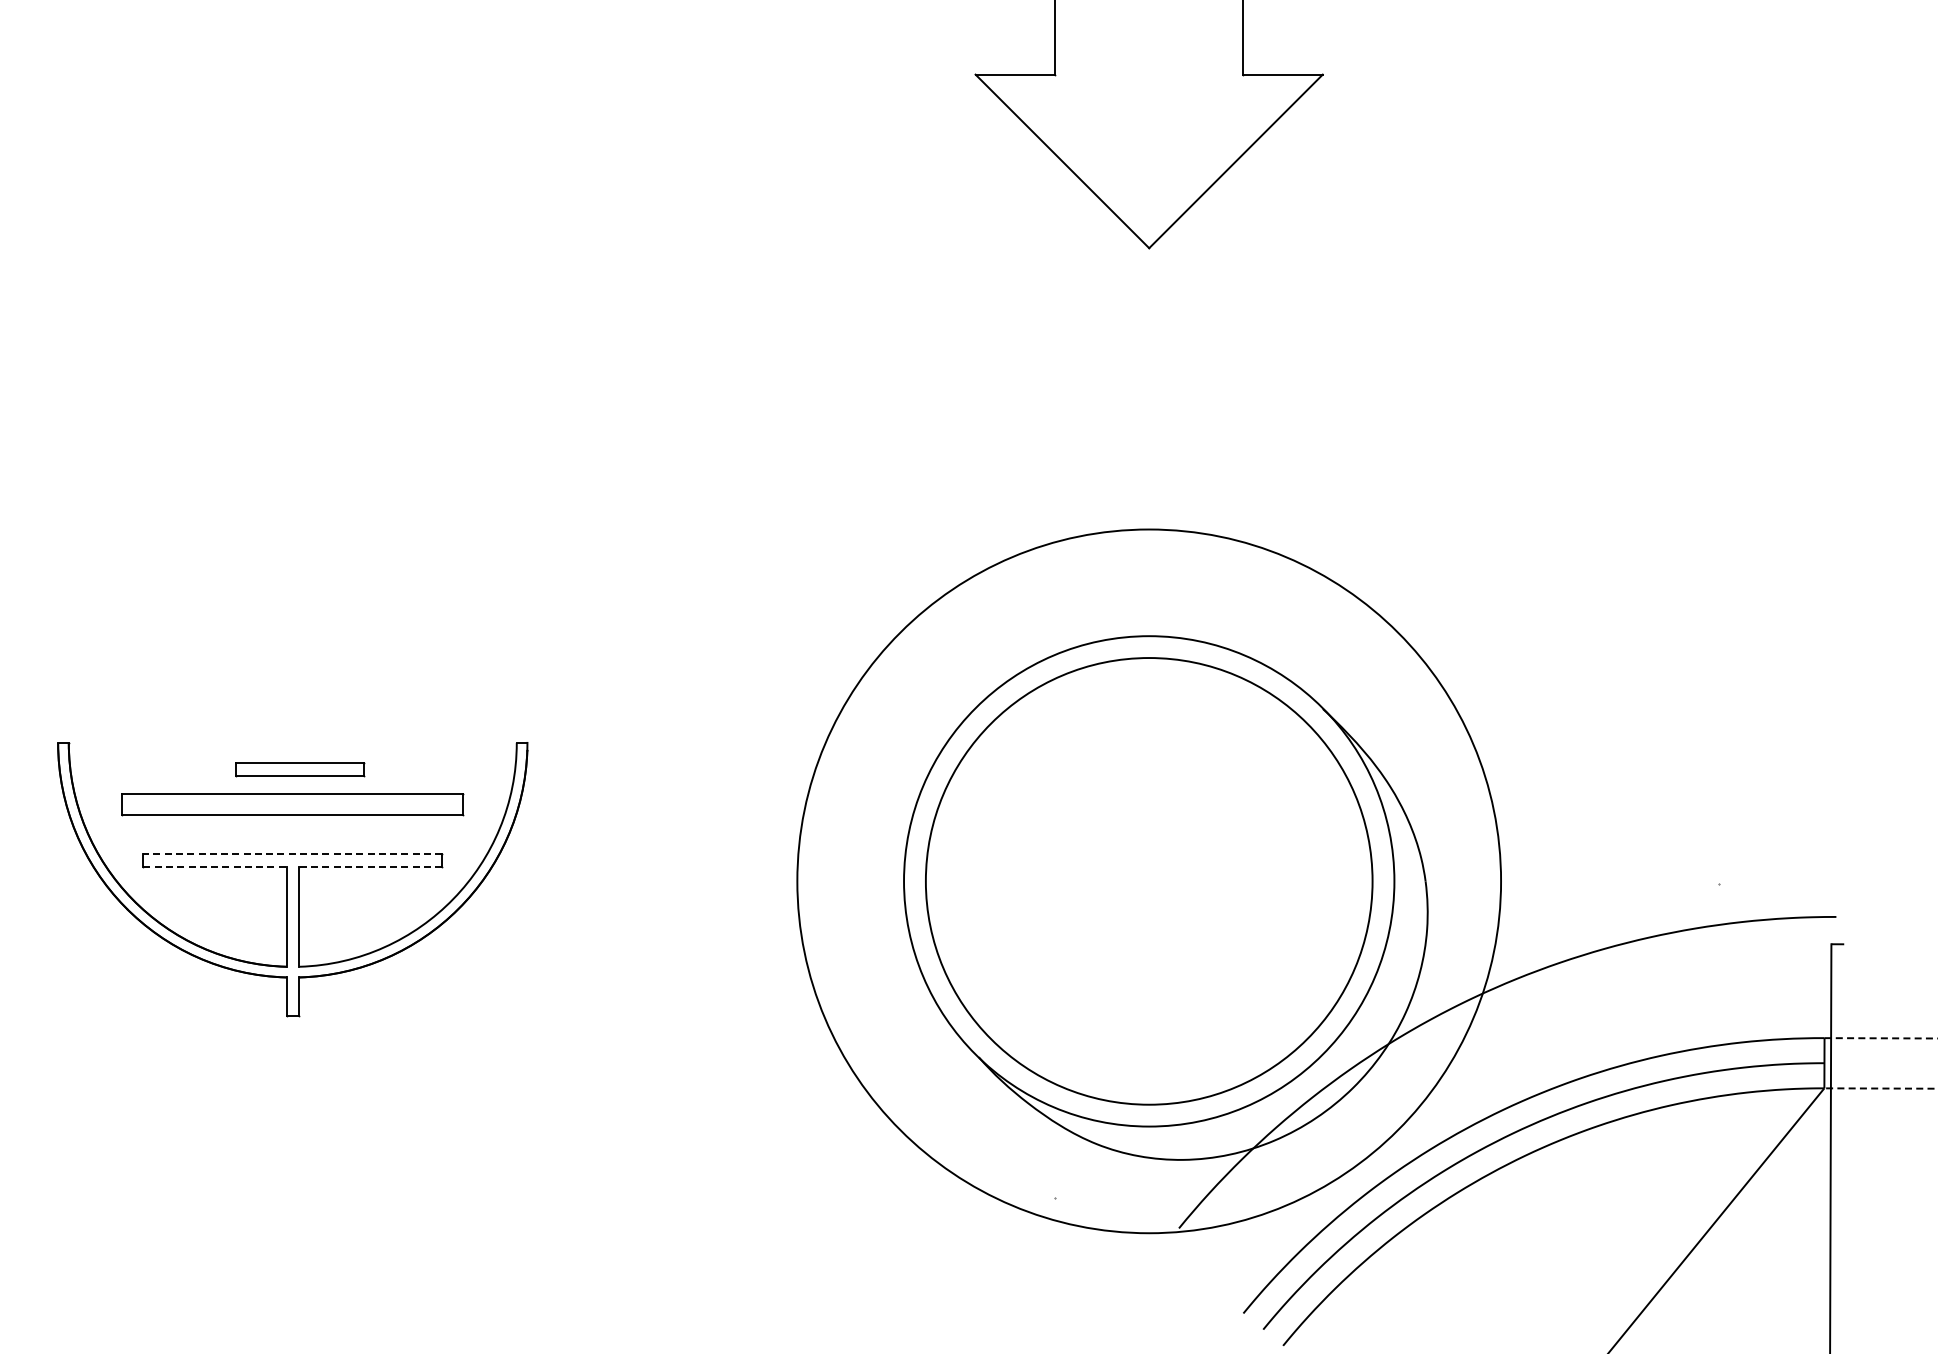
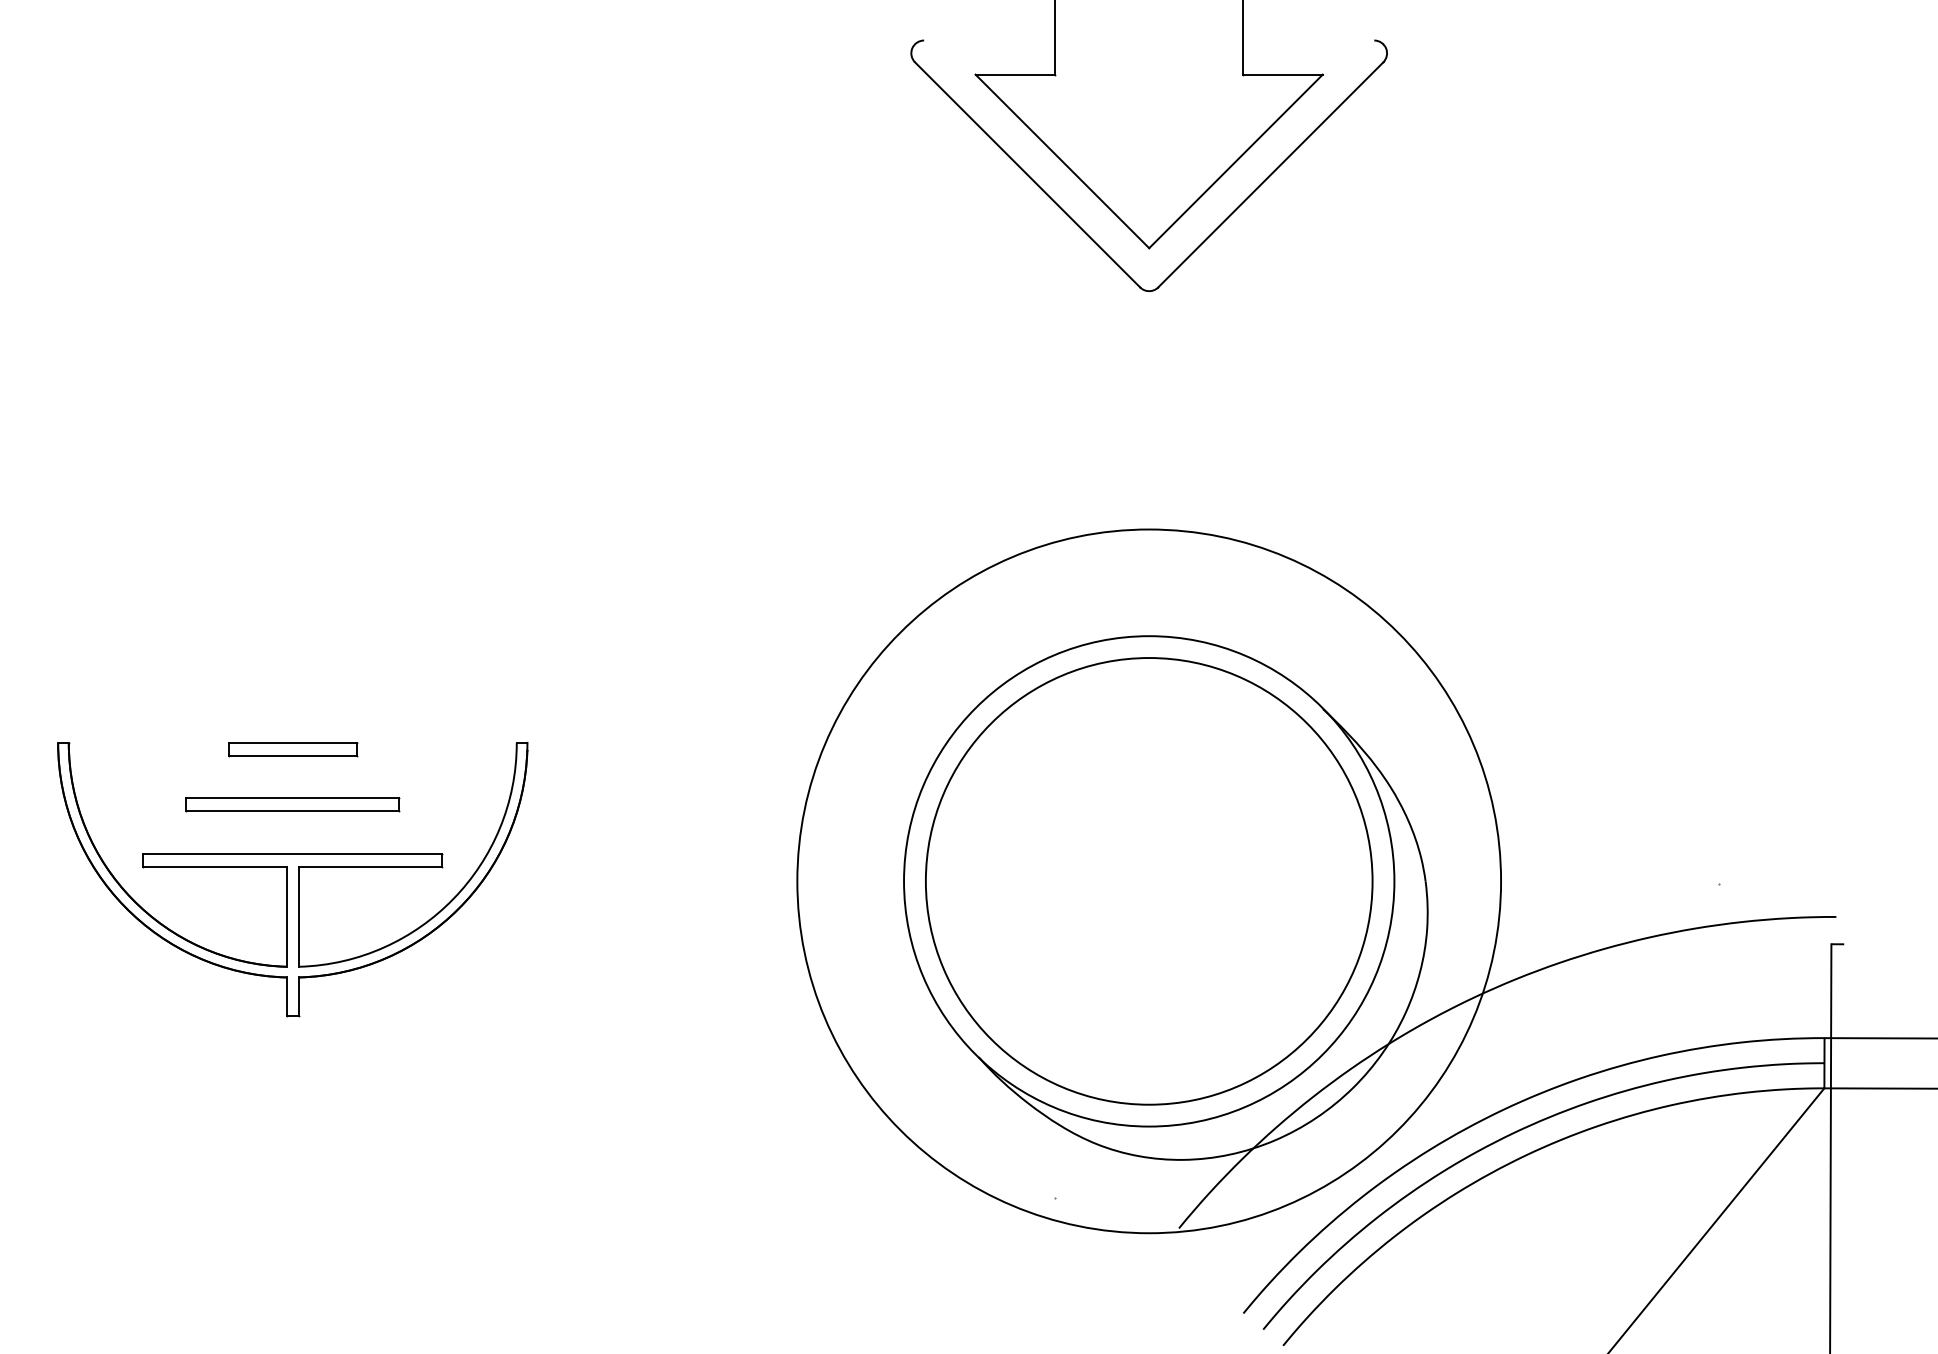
part: none -> present (1083, 229)
part position: (300, 769) -> (293, 749) (293, 749)
part size: 344x24 px -> 216x16 px (292, 804)
line: dashed -> solid (292, 853)
line: dashed -> solid (215, 866)
line: dashed -> solid (370, 866)
line: dashed -> solid (1881, 1038)
line: dashed -> solid (1880, 1088)
